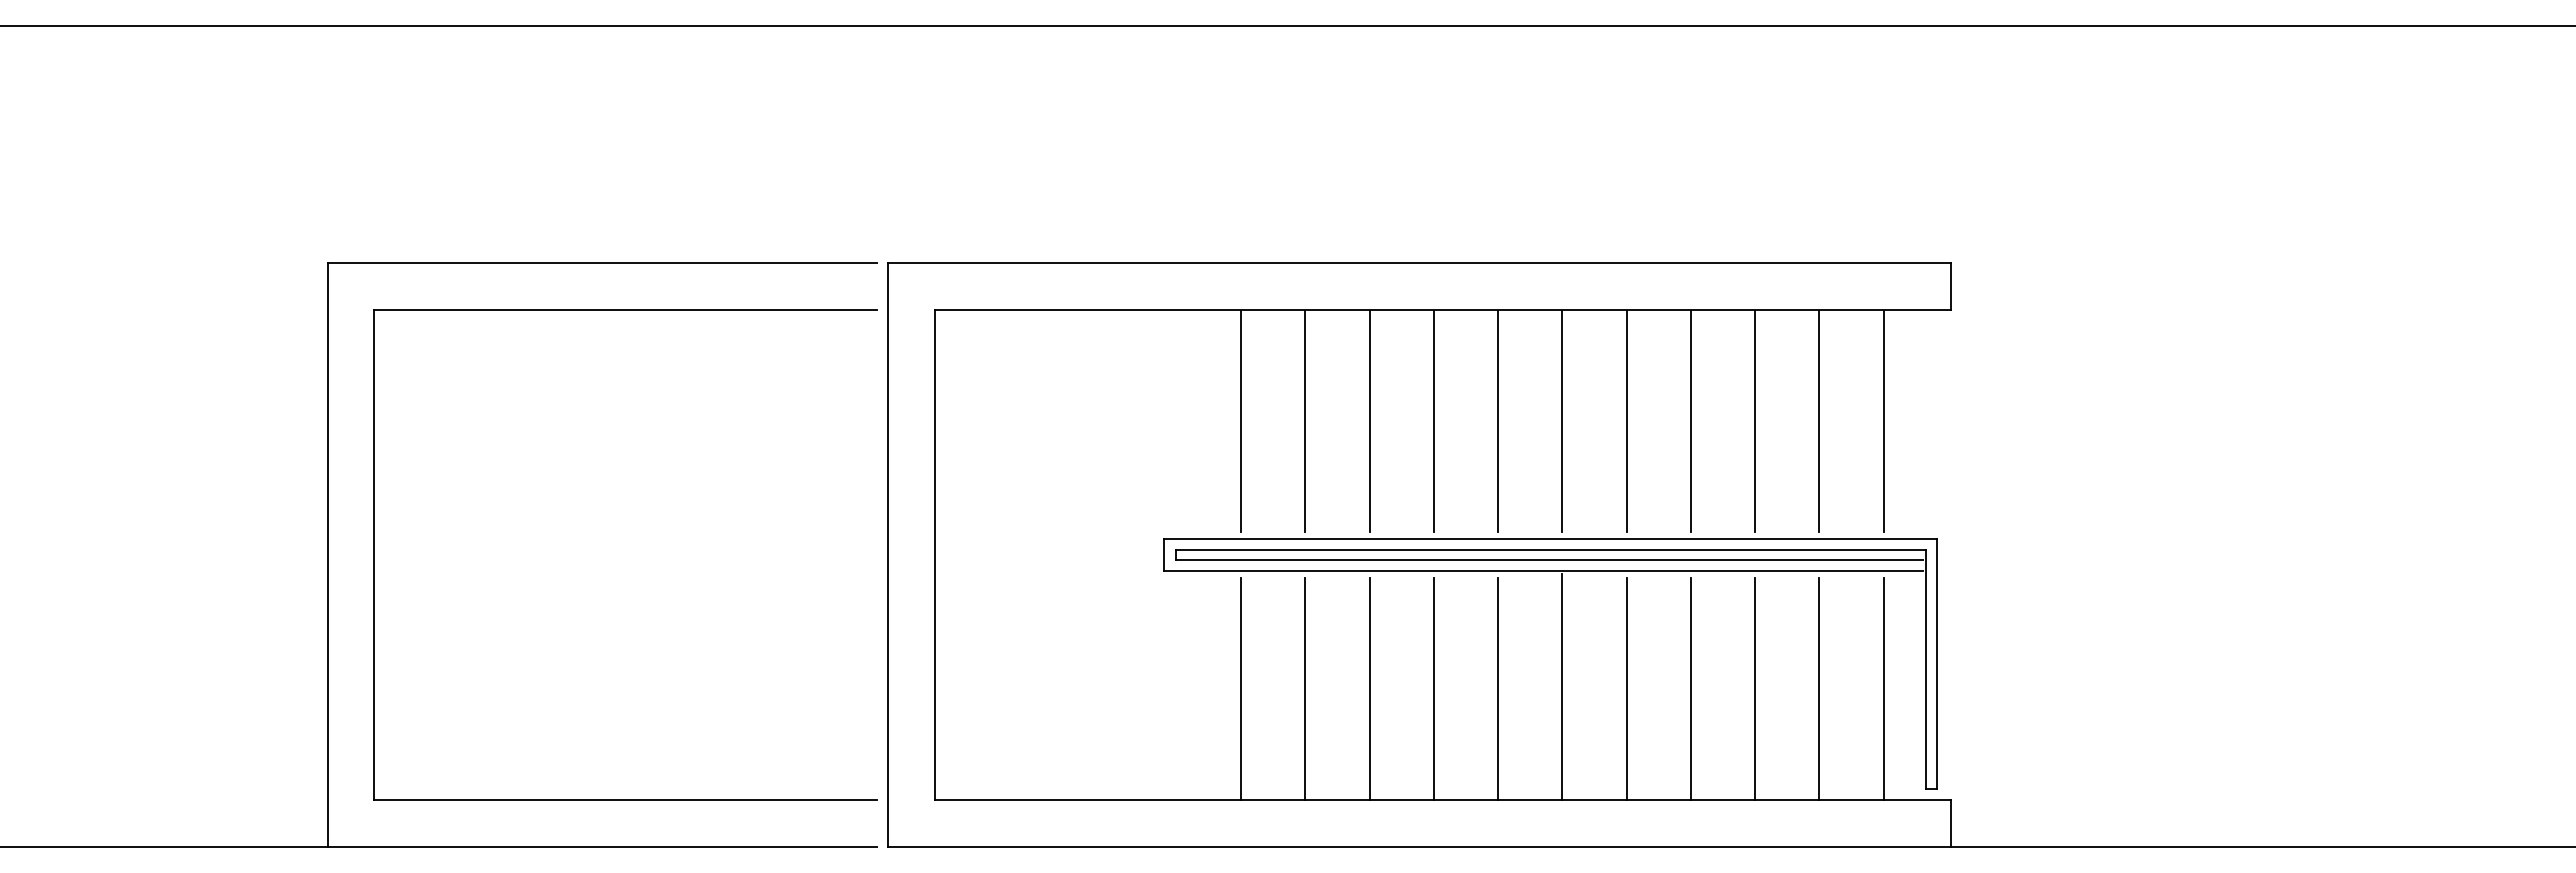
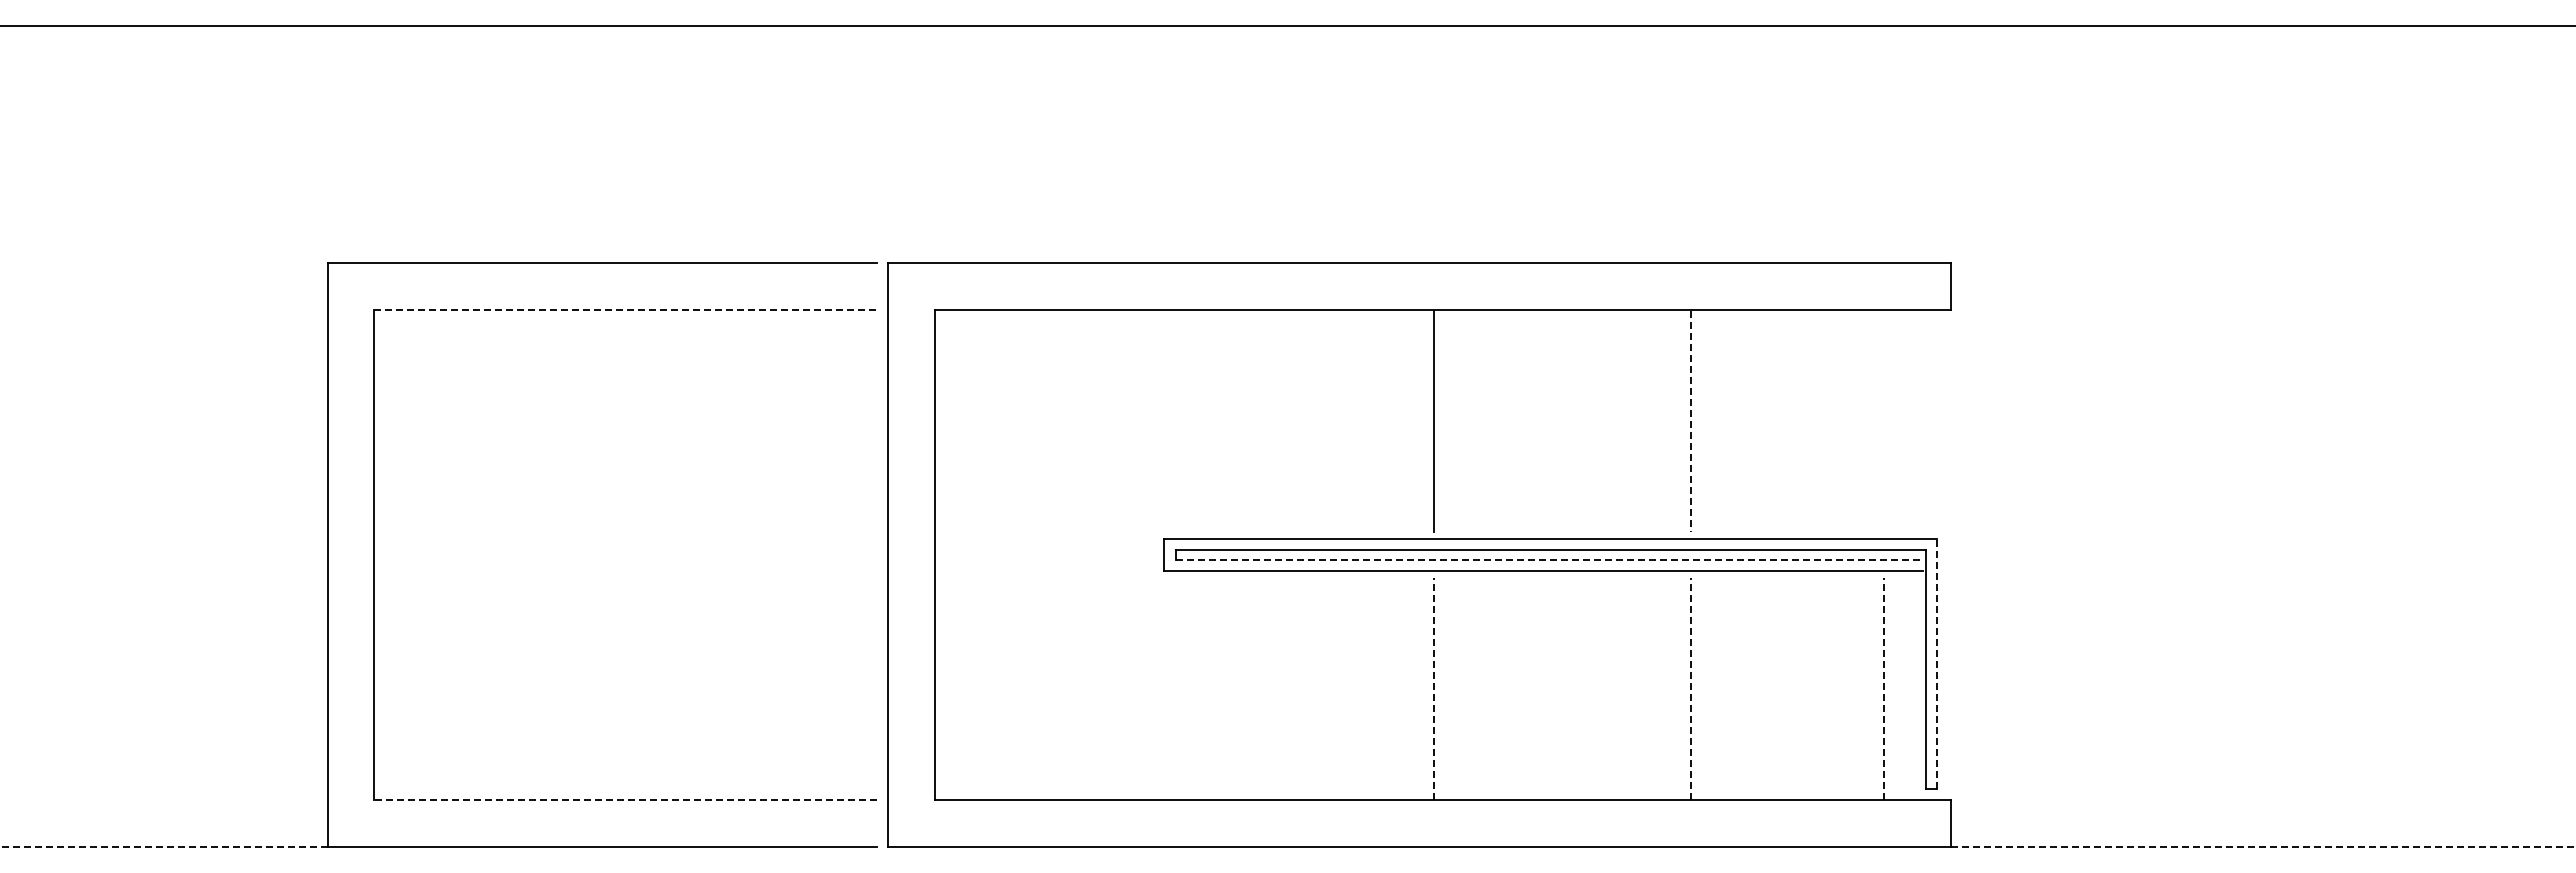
line: solid -> dashed (625, 309)
line: present -> none (1241, 421)
line: present -> none (1305, 421)
line: present -> none (1369, 421)
line: present -> none (1498, 421)
line: present -> none (1562, 421)
line: present -> none (1626, 421)
line: solid -> dashed (1690, 421)
line: present -> none (1755, 421)
line: present -> none (1819, 421)
line: present -> none (1883, 421)
line: solid -> dashed (1549, 559)
line: solid -> dashed (1937, 663)
line: present -> none (1562, 686)
line: present -> none (1241, 689)
line: present -> none (1305, 689)
line: present -> none (1369, 689)
line: solid -> dashed (1433, 689)
line: present -> none (1498, 689)
line: present -> none (1626, 689)
line: solid -> dashed (1690, 689)
line: present -> none (1755, 689)
line: present -> none (1819, 689)
line: solid -> dashed (1883, 689)
line: solid -> dashed (624, 800)
line: solid -> dashed (163, 846)
line: solid -> dashed (2263, 846)
